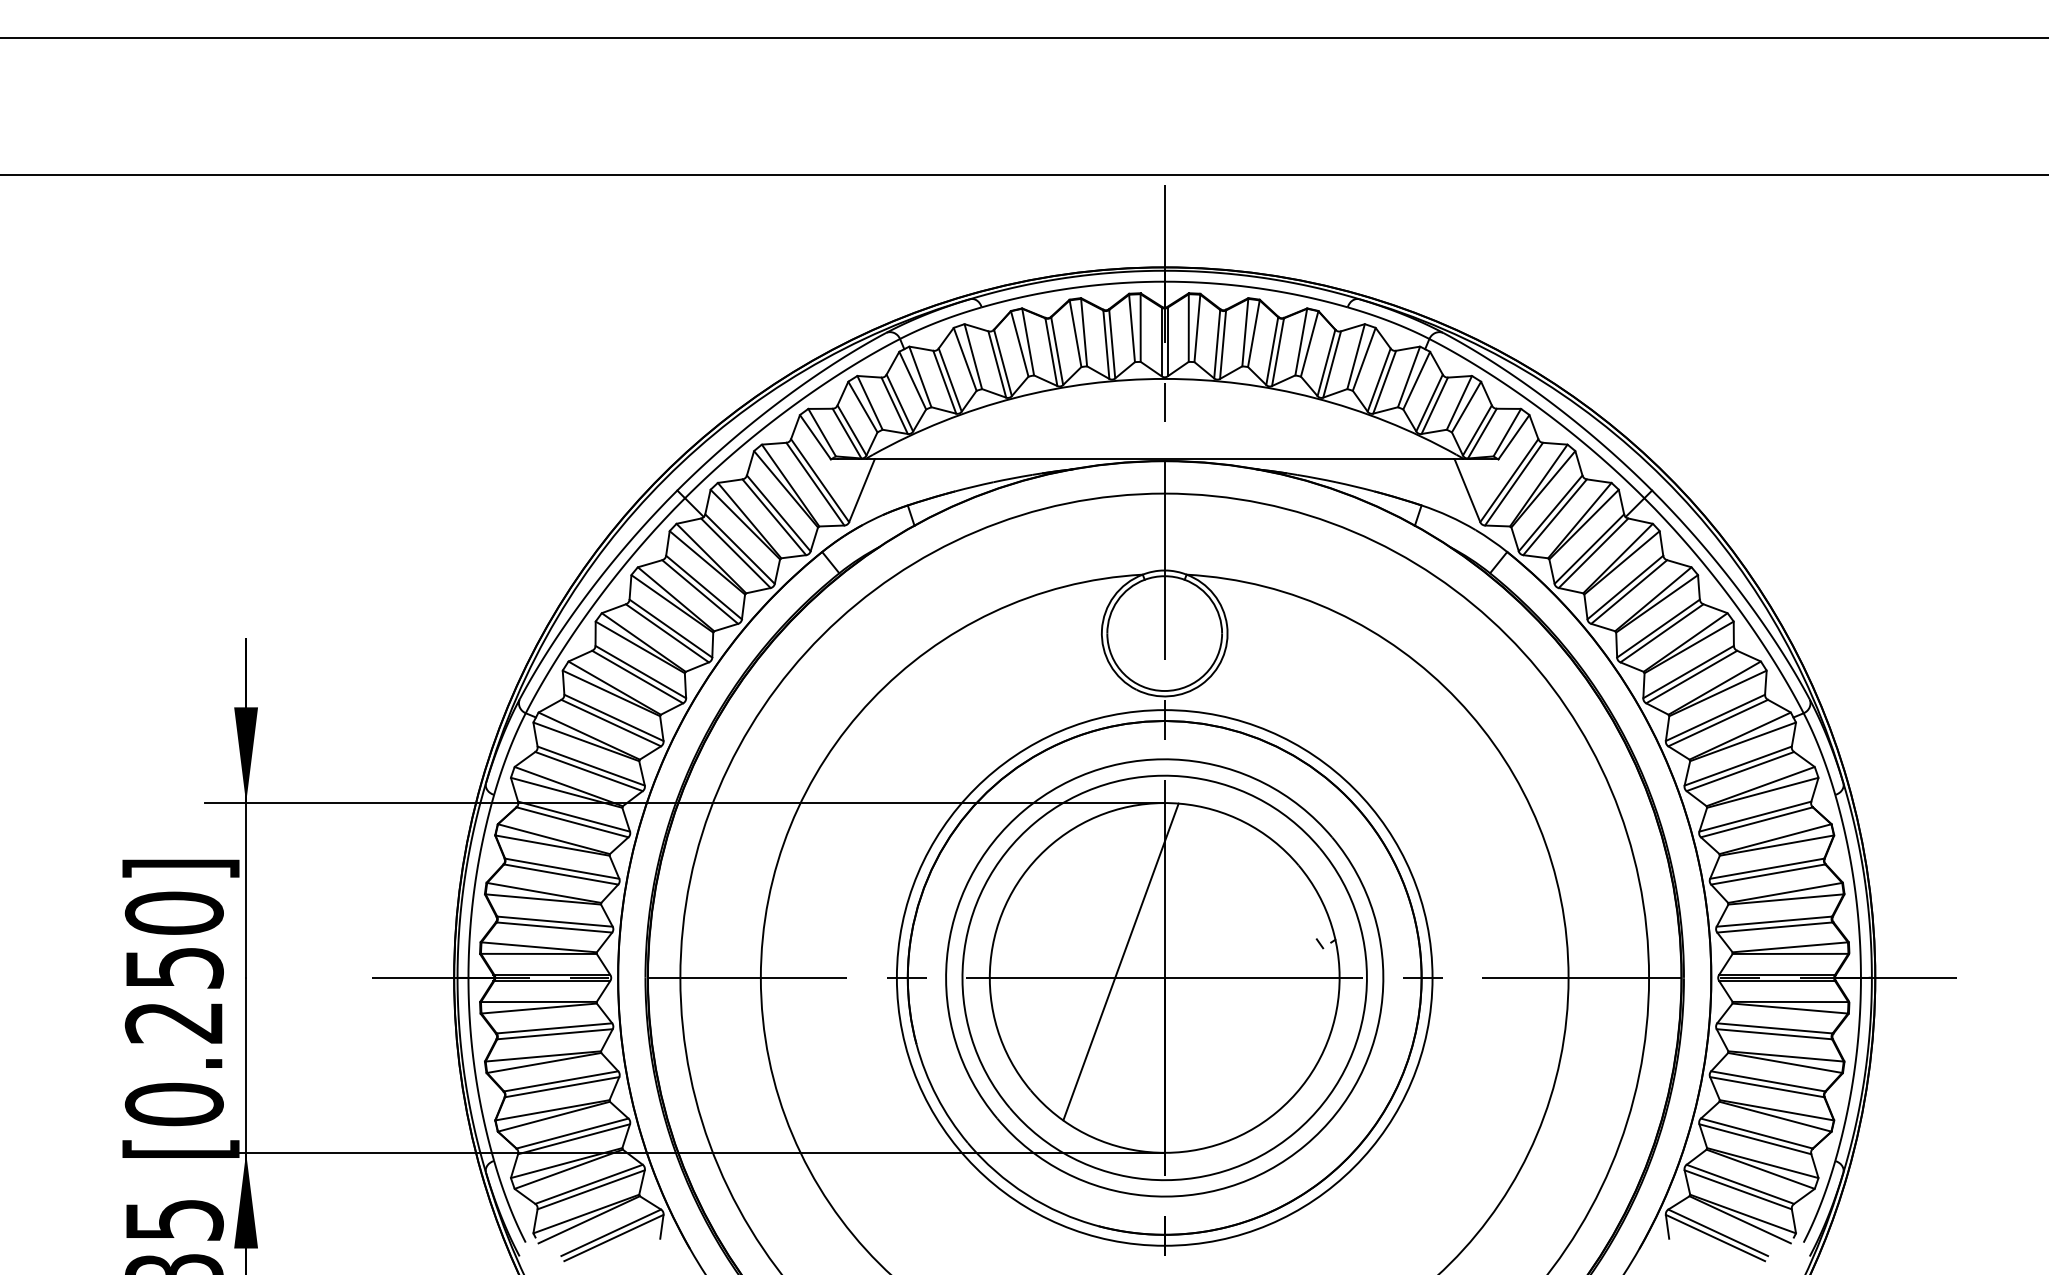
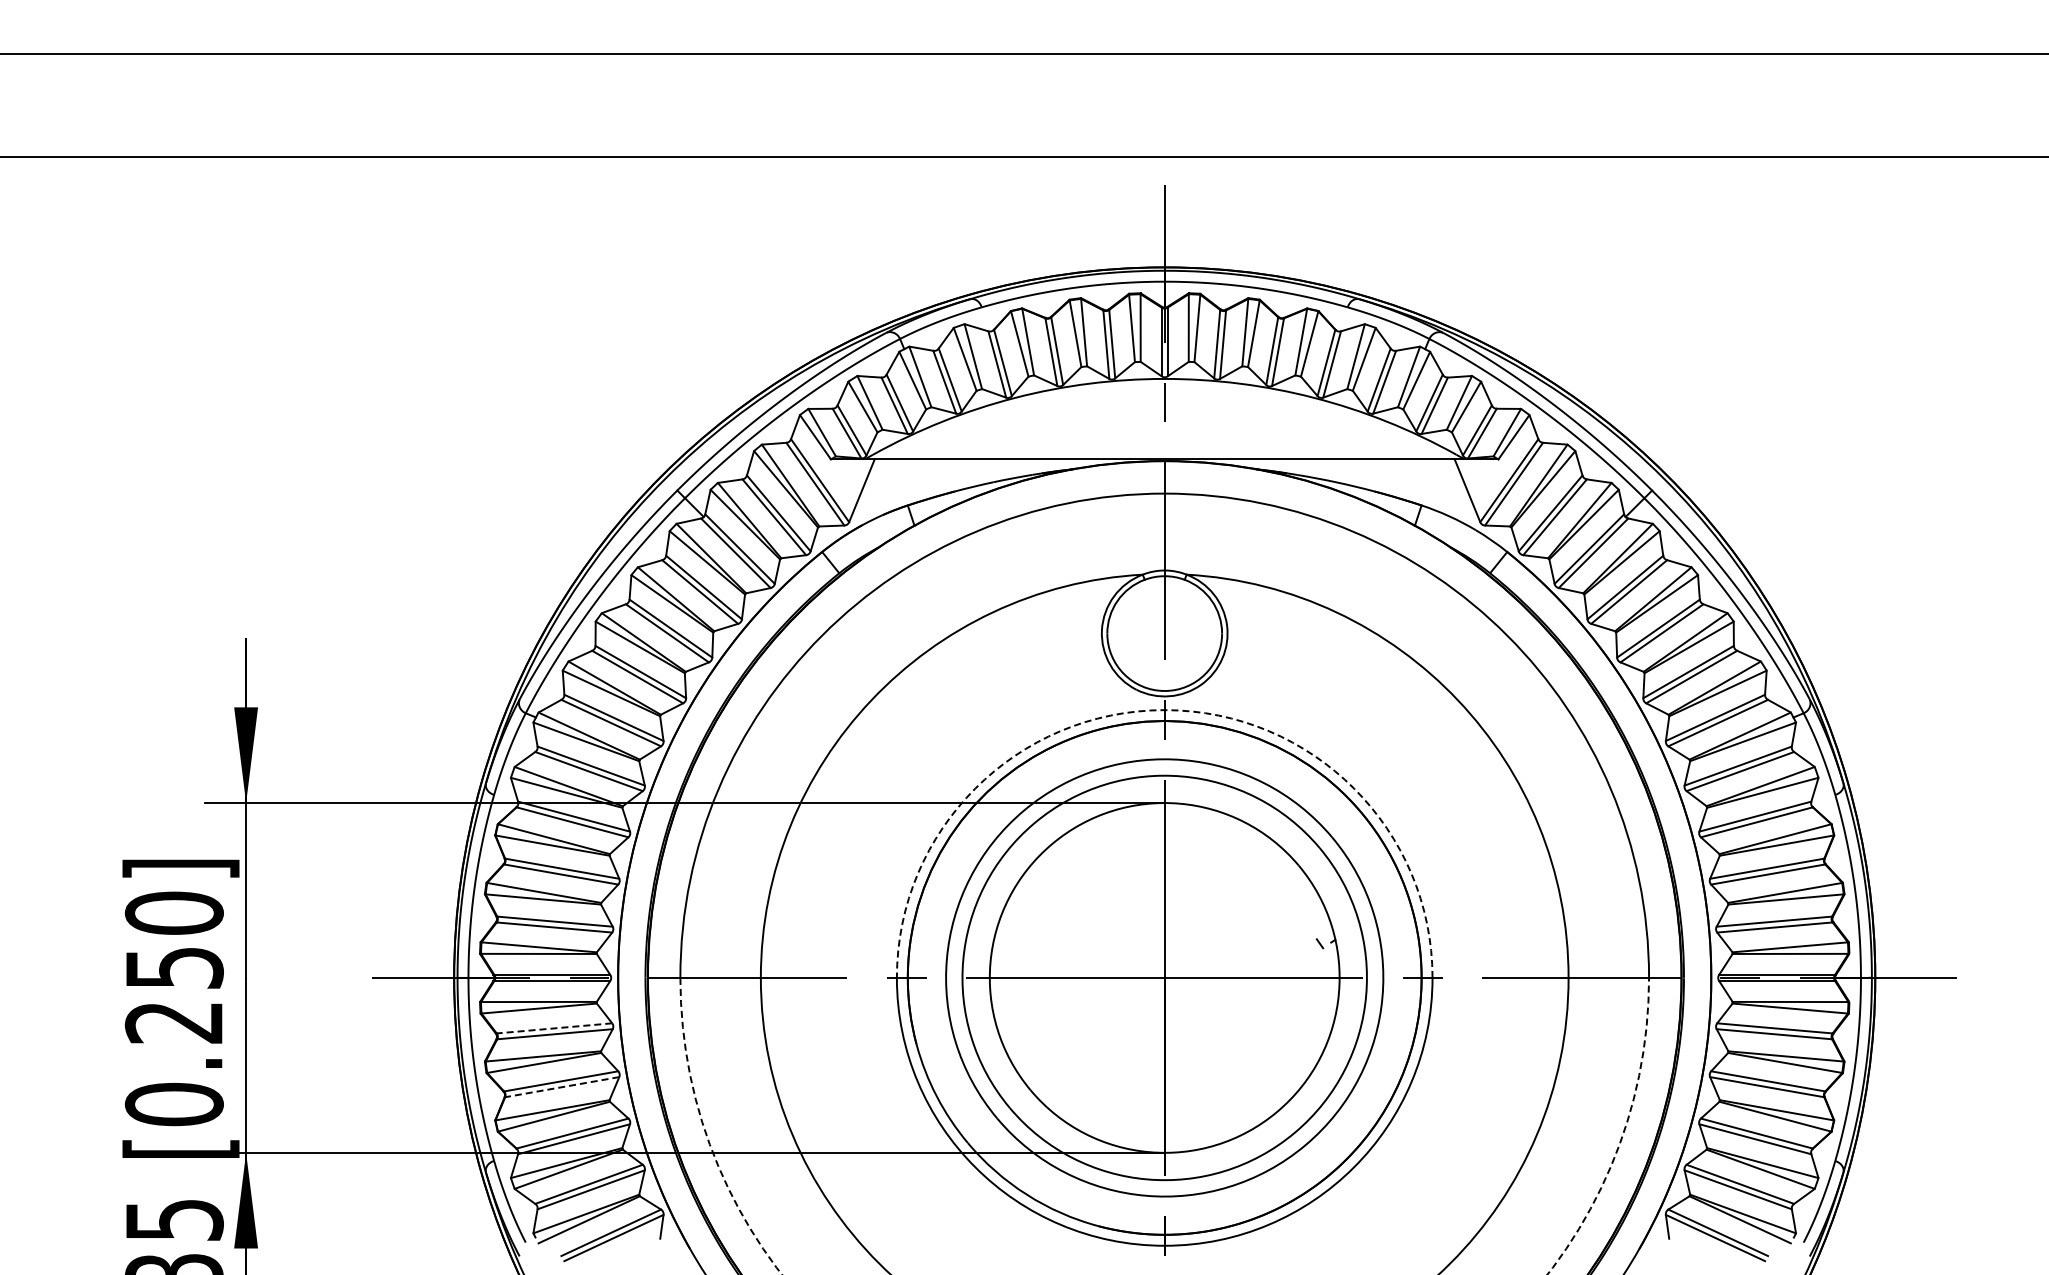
line position: (1023, 38) -> (1023, 54) (1023, 54)
line position: (1023, 175) -> (1023, 157) (1023, 157)
arc: solid -> dashed (1164, 710)
line: present -> none (1120, 961)
line: solid -> dashed (554, 1028)
line: solid -> dashed (562, 1087)
arc: solid -> dashed (1547, 1274)
